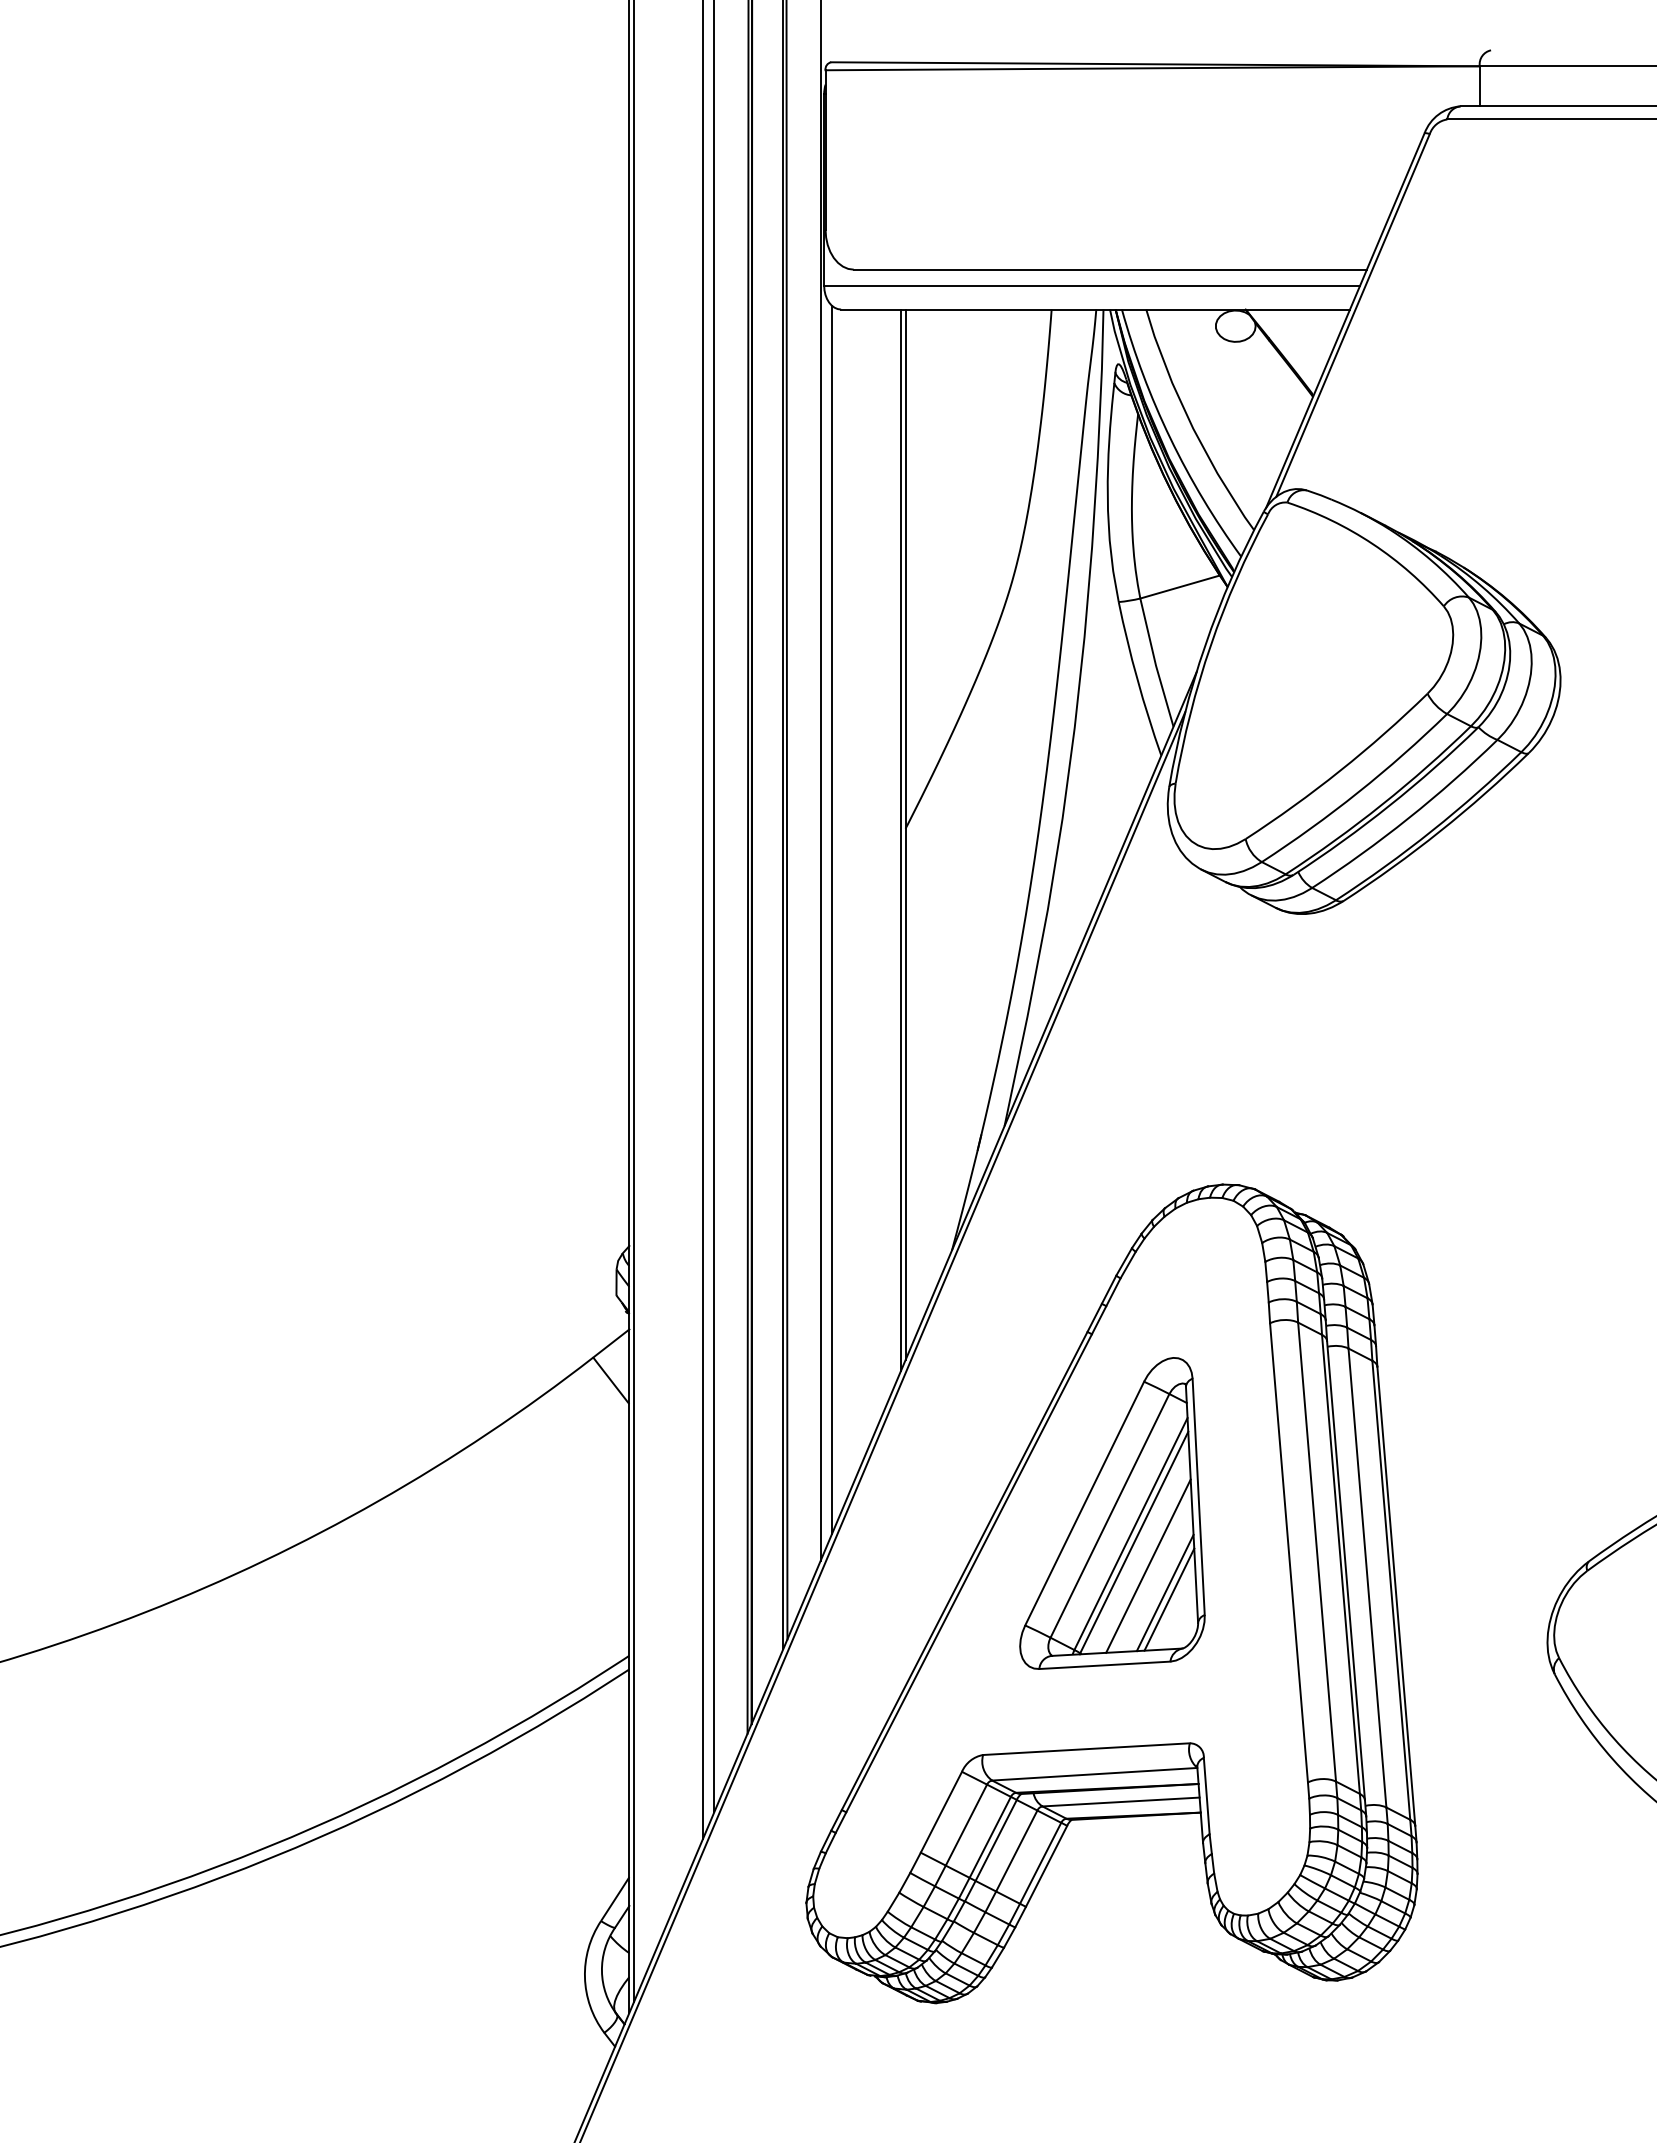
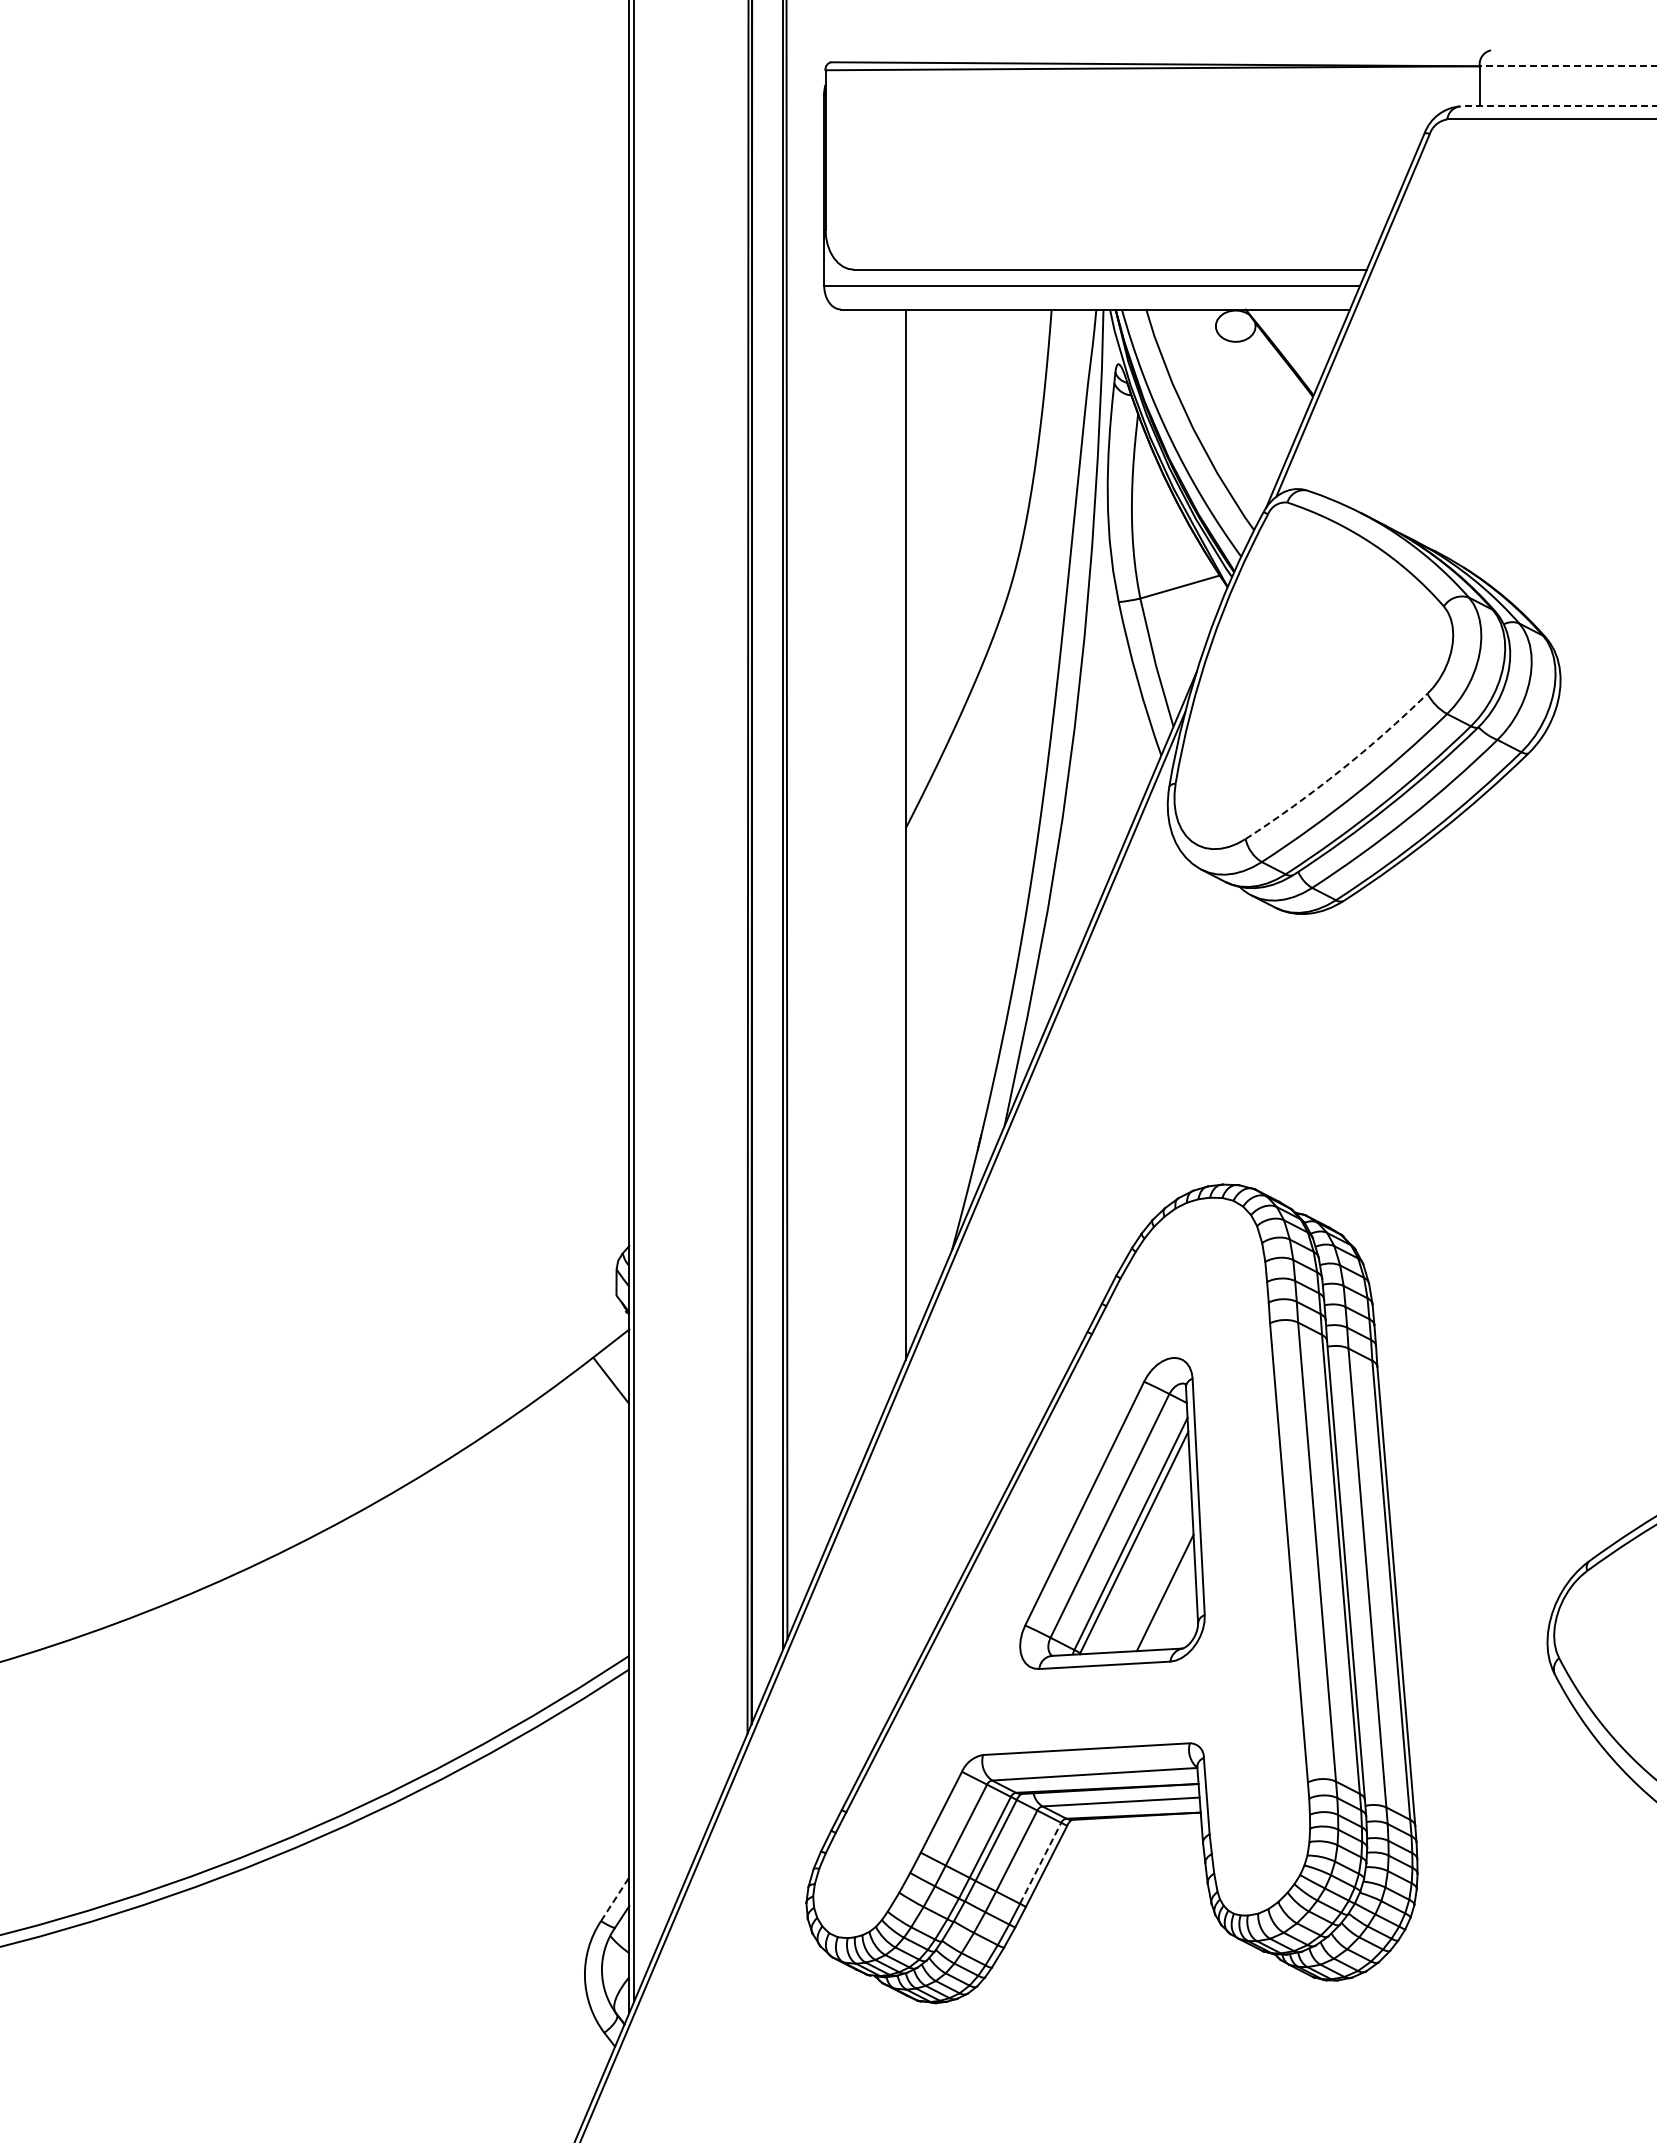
line: solid -> dashed (1567, 66)
line: solid -> dashed (1558, 106)
arc: solid -> dashed (1340, 770)
line: present -> none (820, 781)
line: present -> none (900, 840)
line: present -> none (714, 907)
line: present -> none (831, 919)
line: present -> none (703, 920)
line: present -> none (1148, 1565)
line: present -> none (1169, 1599)
line: solid -> dashed (1040, 1862)
line: solid -> dashed (615, 1898)
